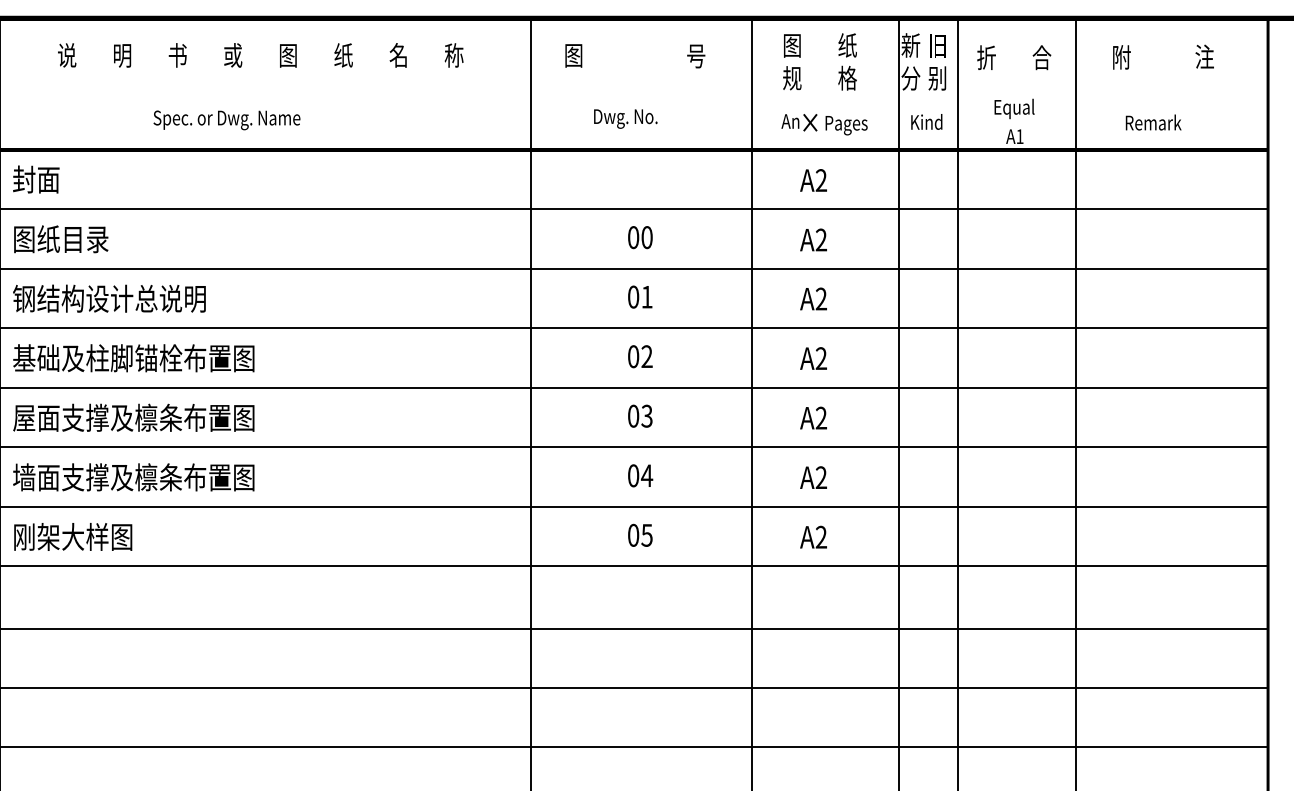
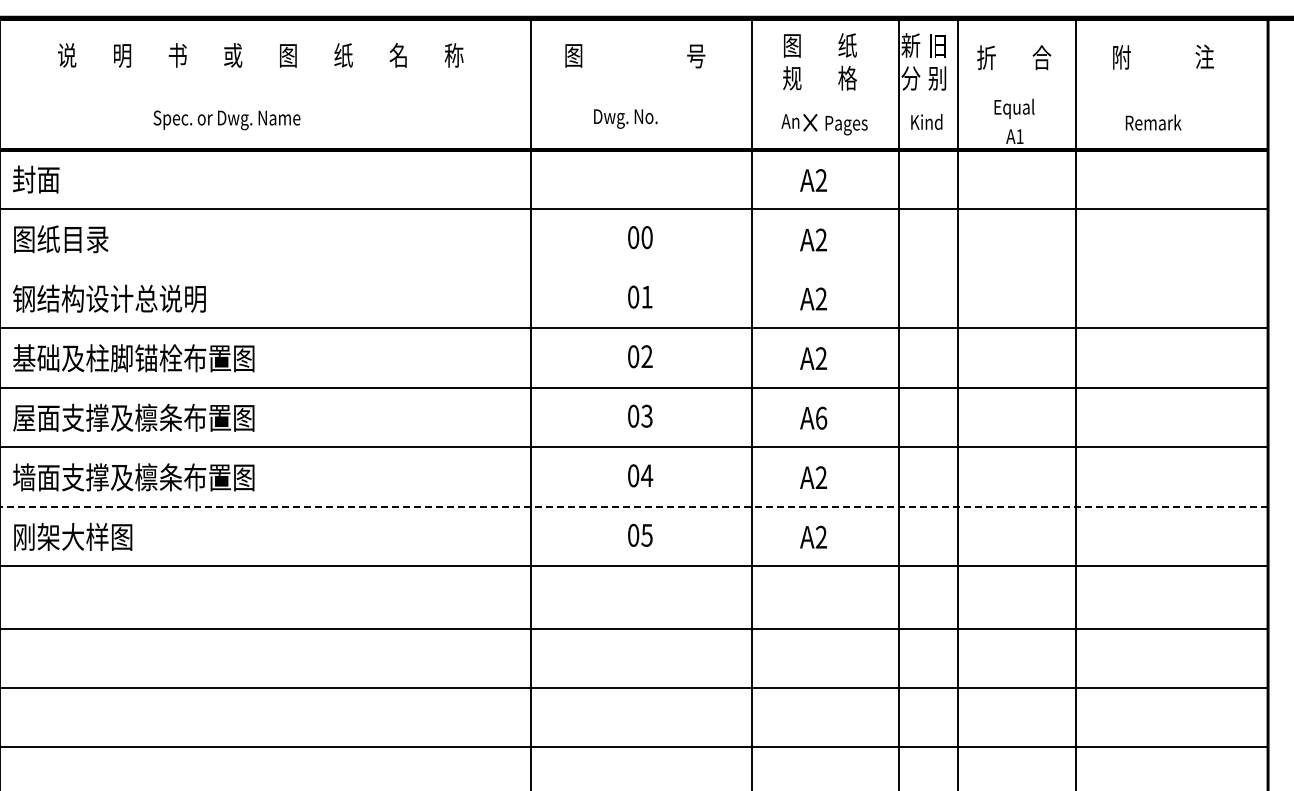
line: present -> none (635, 268)
text: A2 -> A6 (821, 417)
line: solid -> dashed (634, 506)
